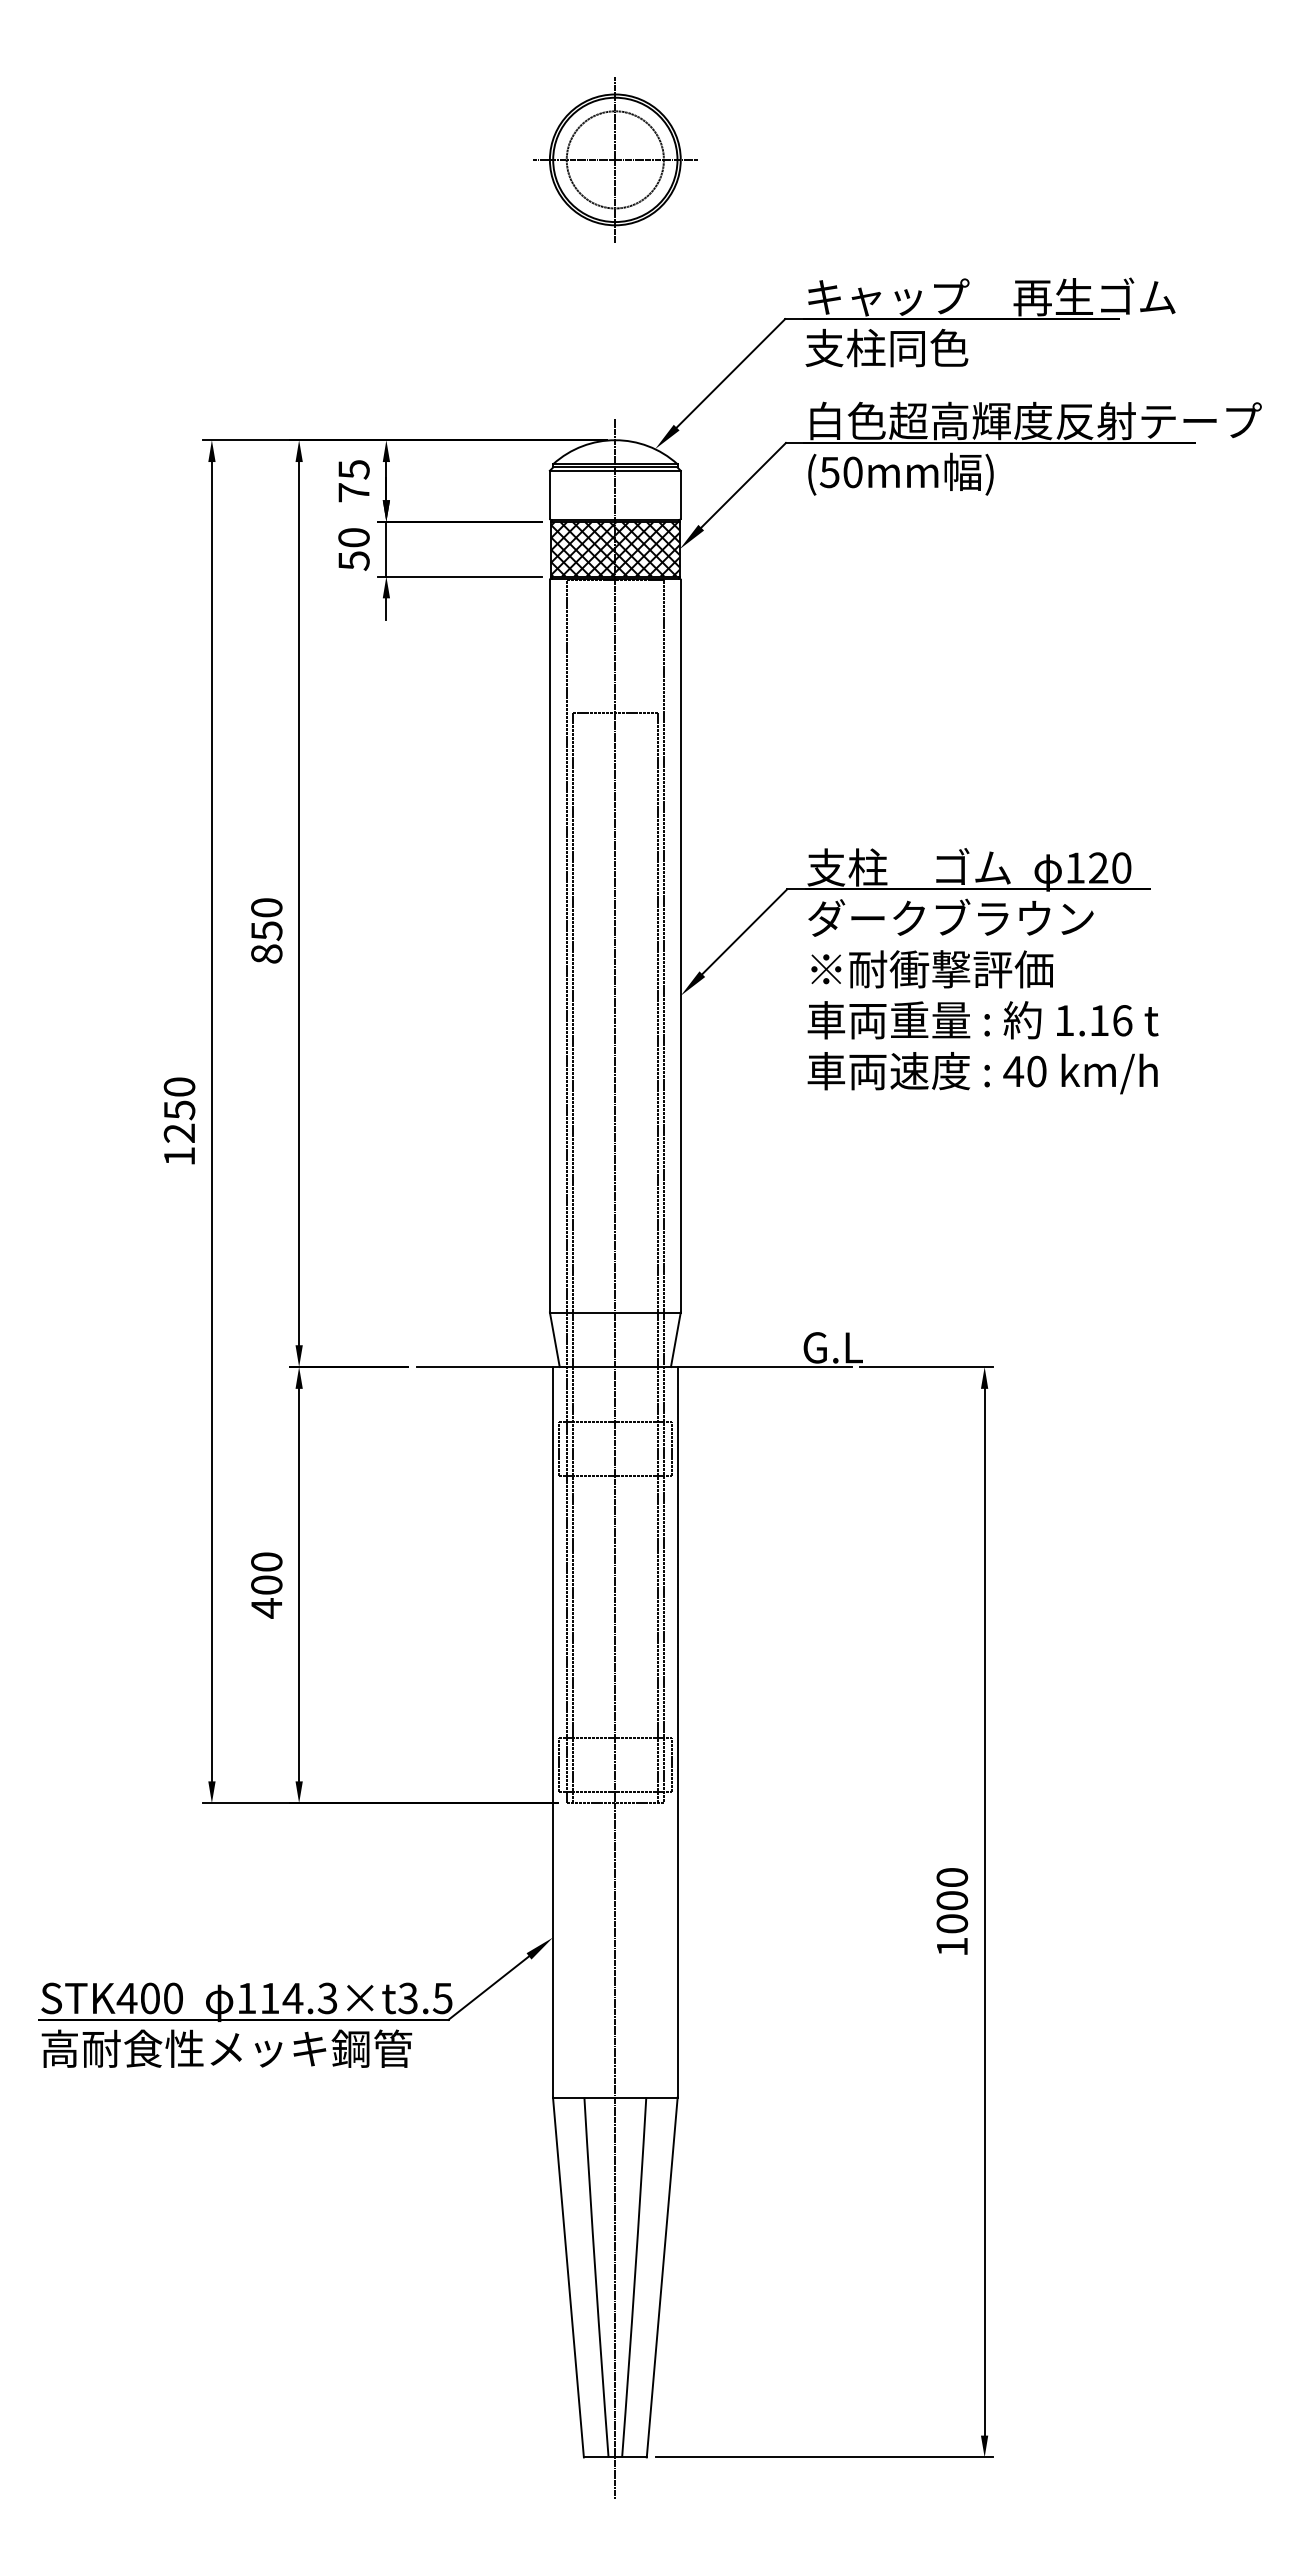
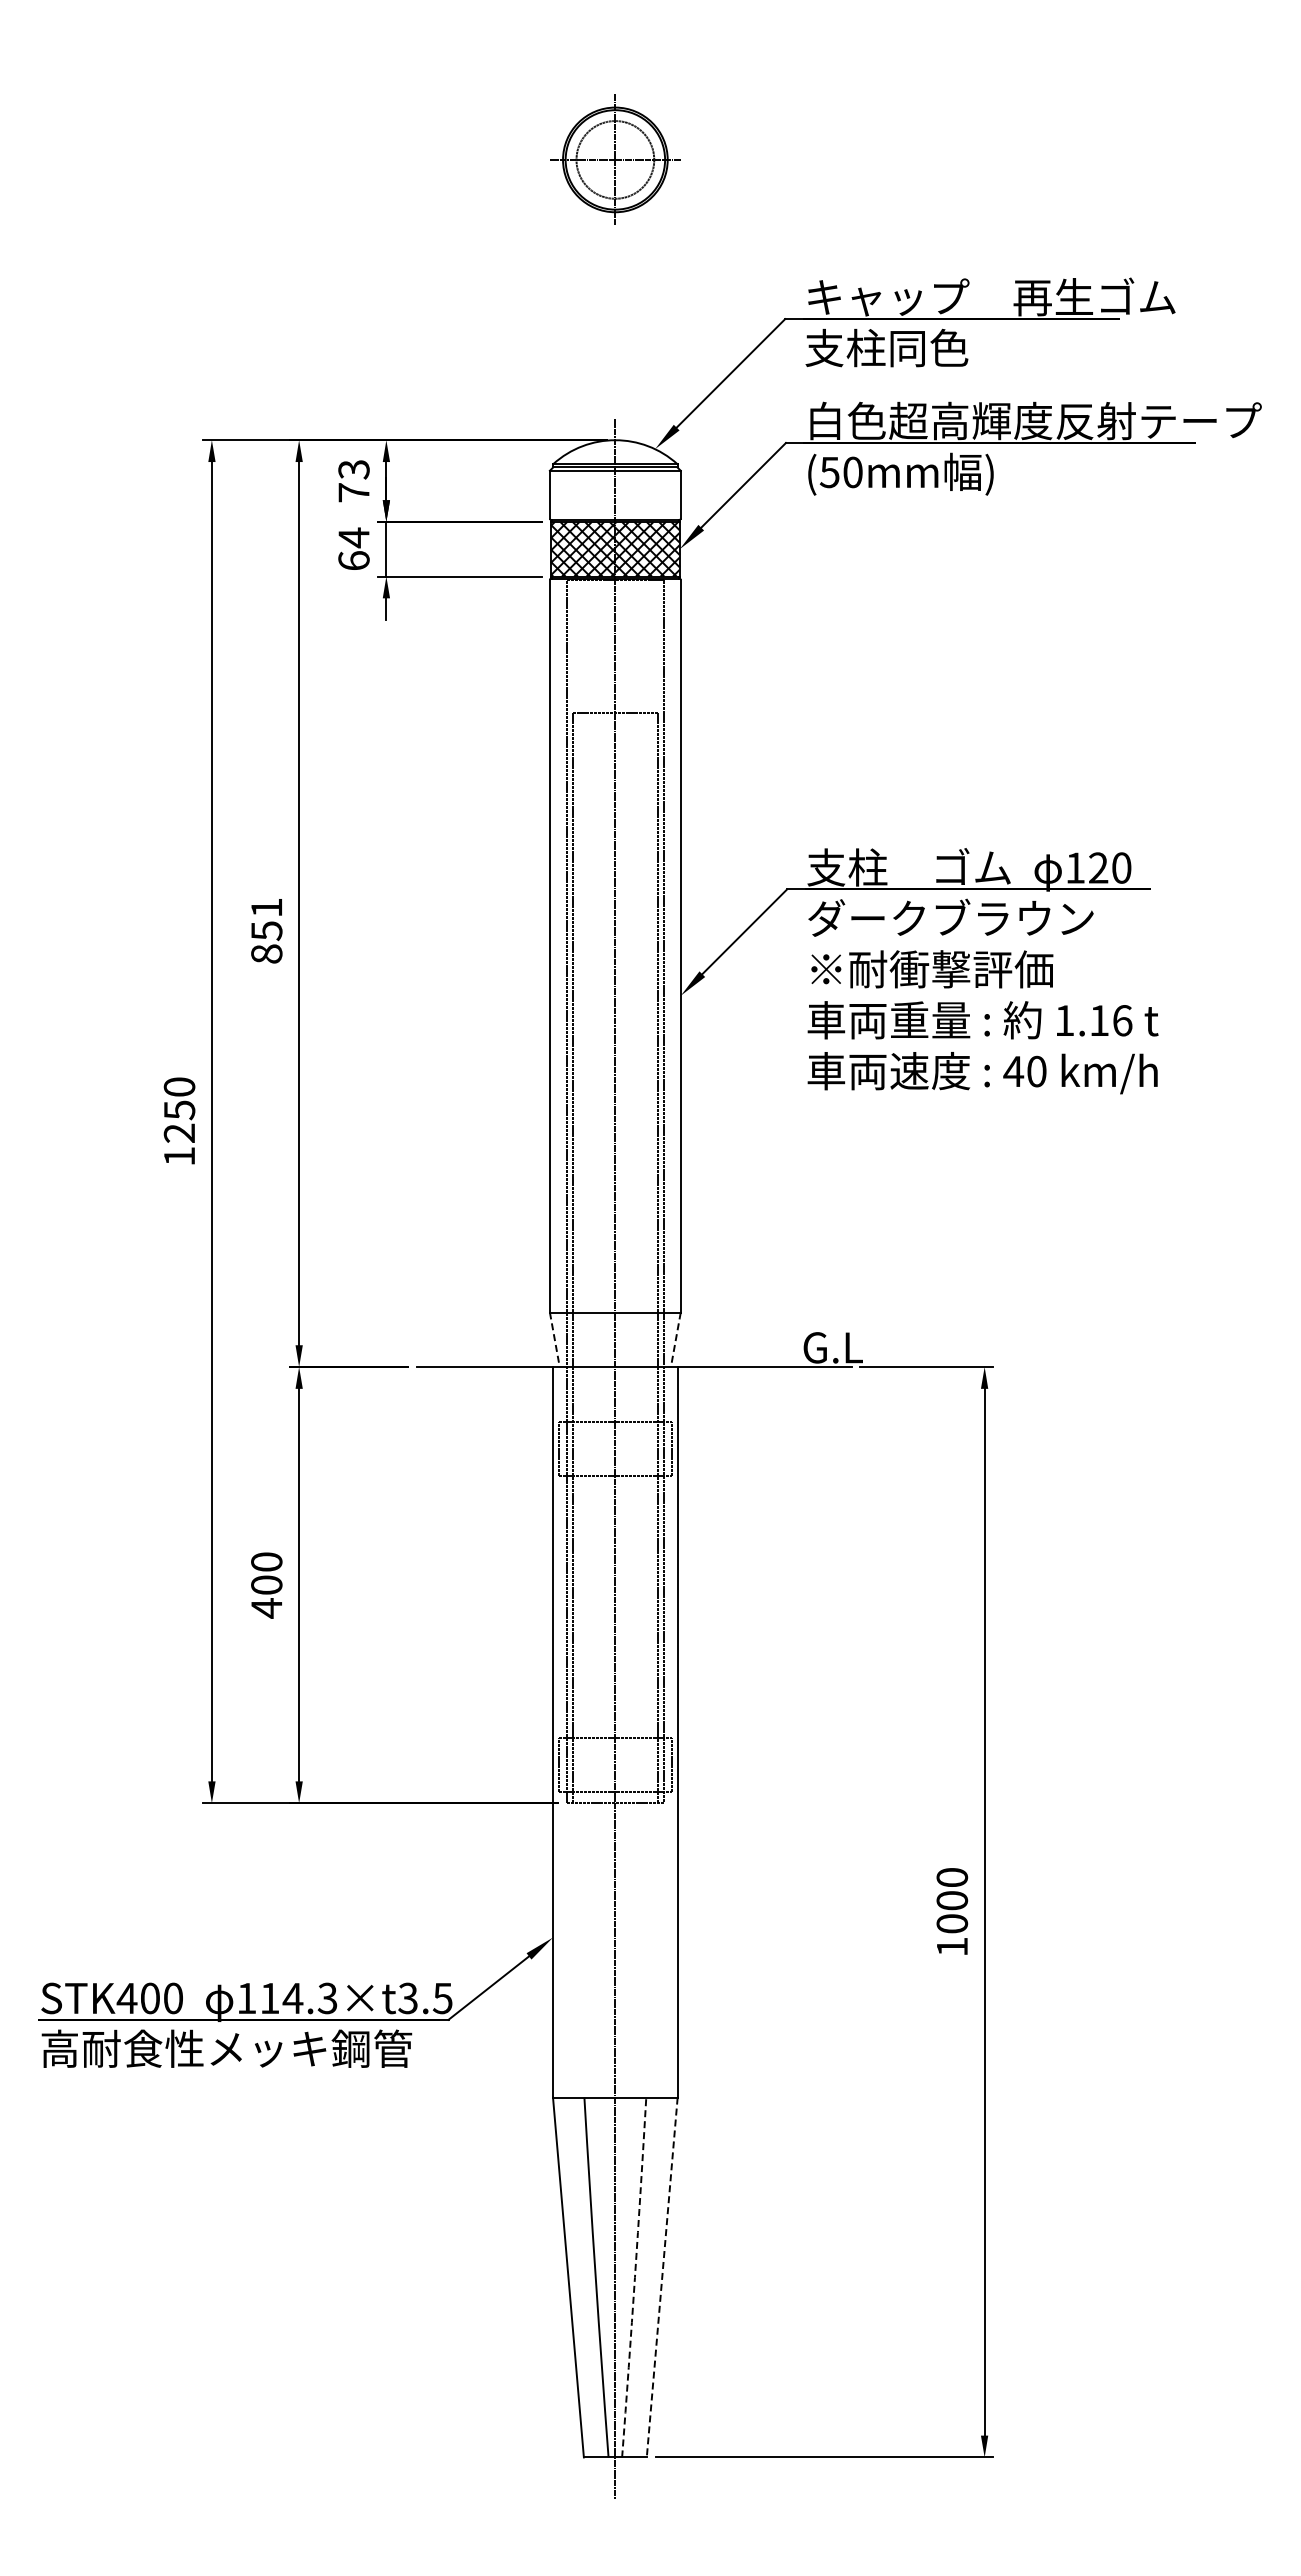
part size: 165x166 px -> 131x131 px (615, 159)
text: 75 -> 73 (353, 469)
text: 50 -> 64 (353, 548)
text: 850 -> 851 (266, 907)
line: solid -> dashed (554, 1339)
line: solid -> dashed (675, 1339)
arc: solid -> dashed (634, 2277)
line: solid -> dashed (662, 2277)
